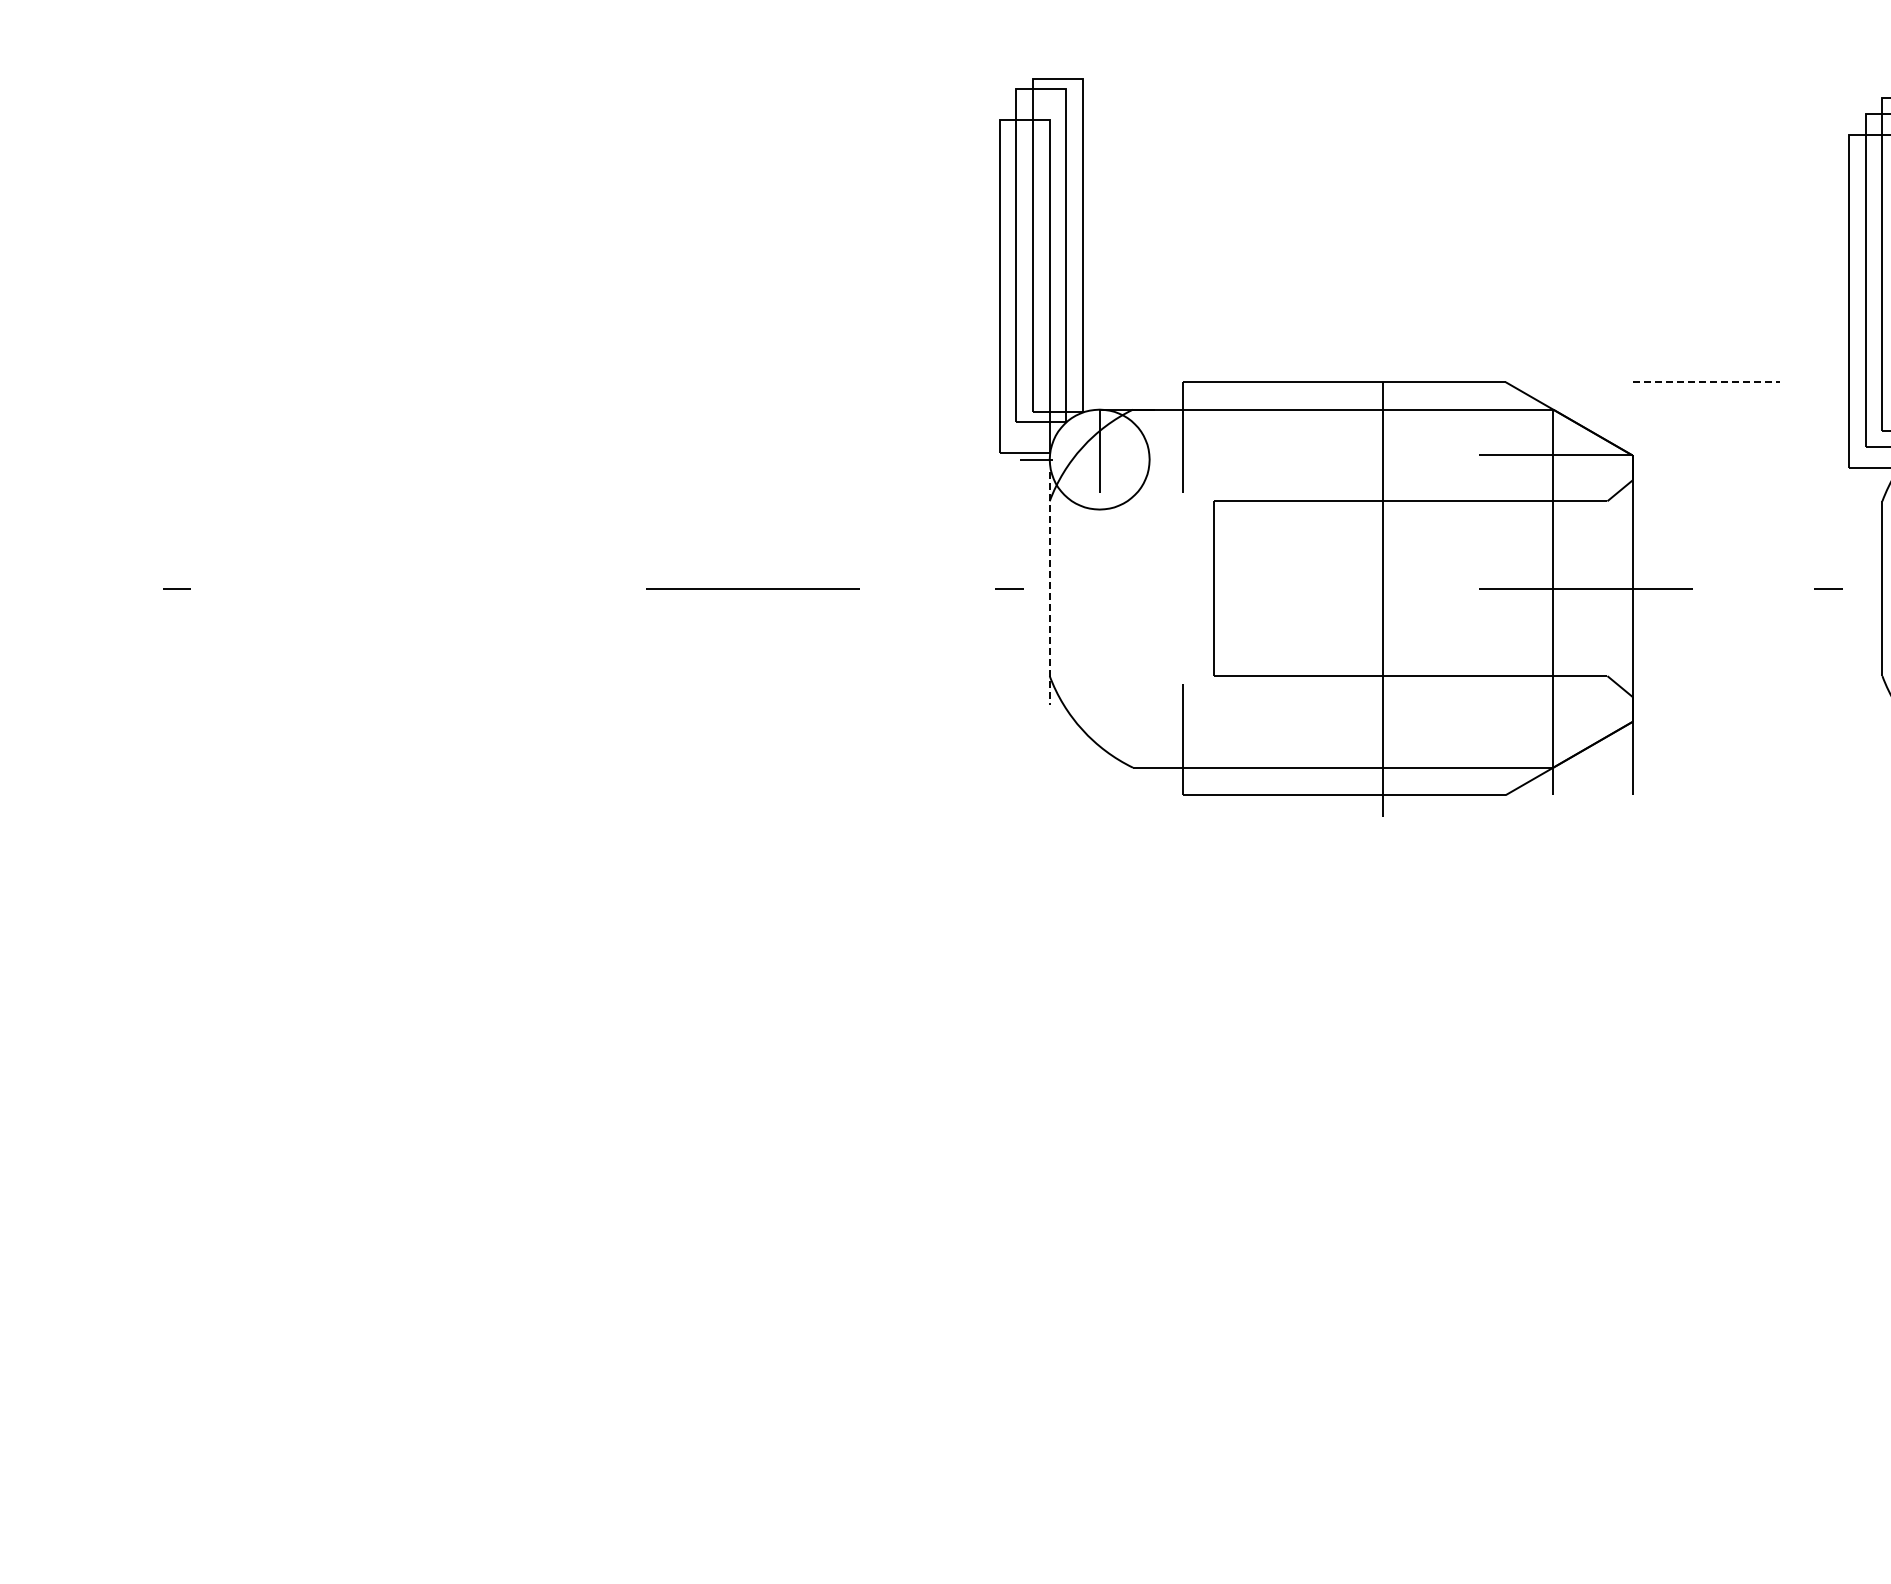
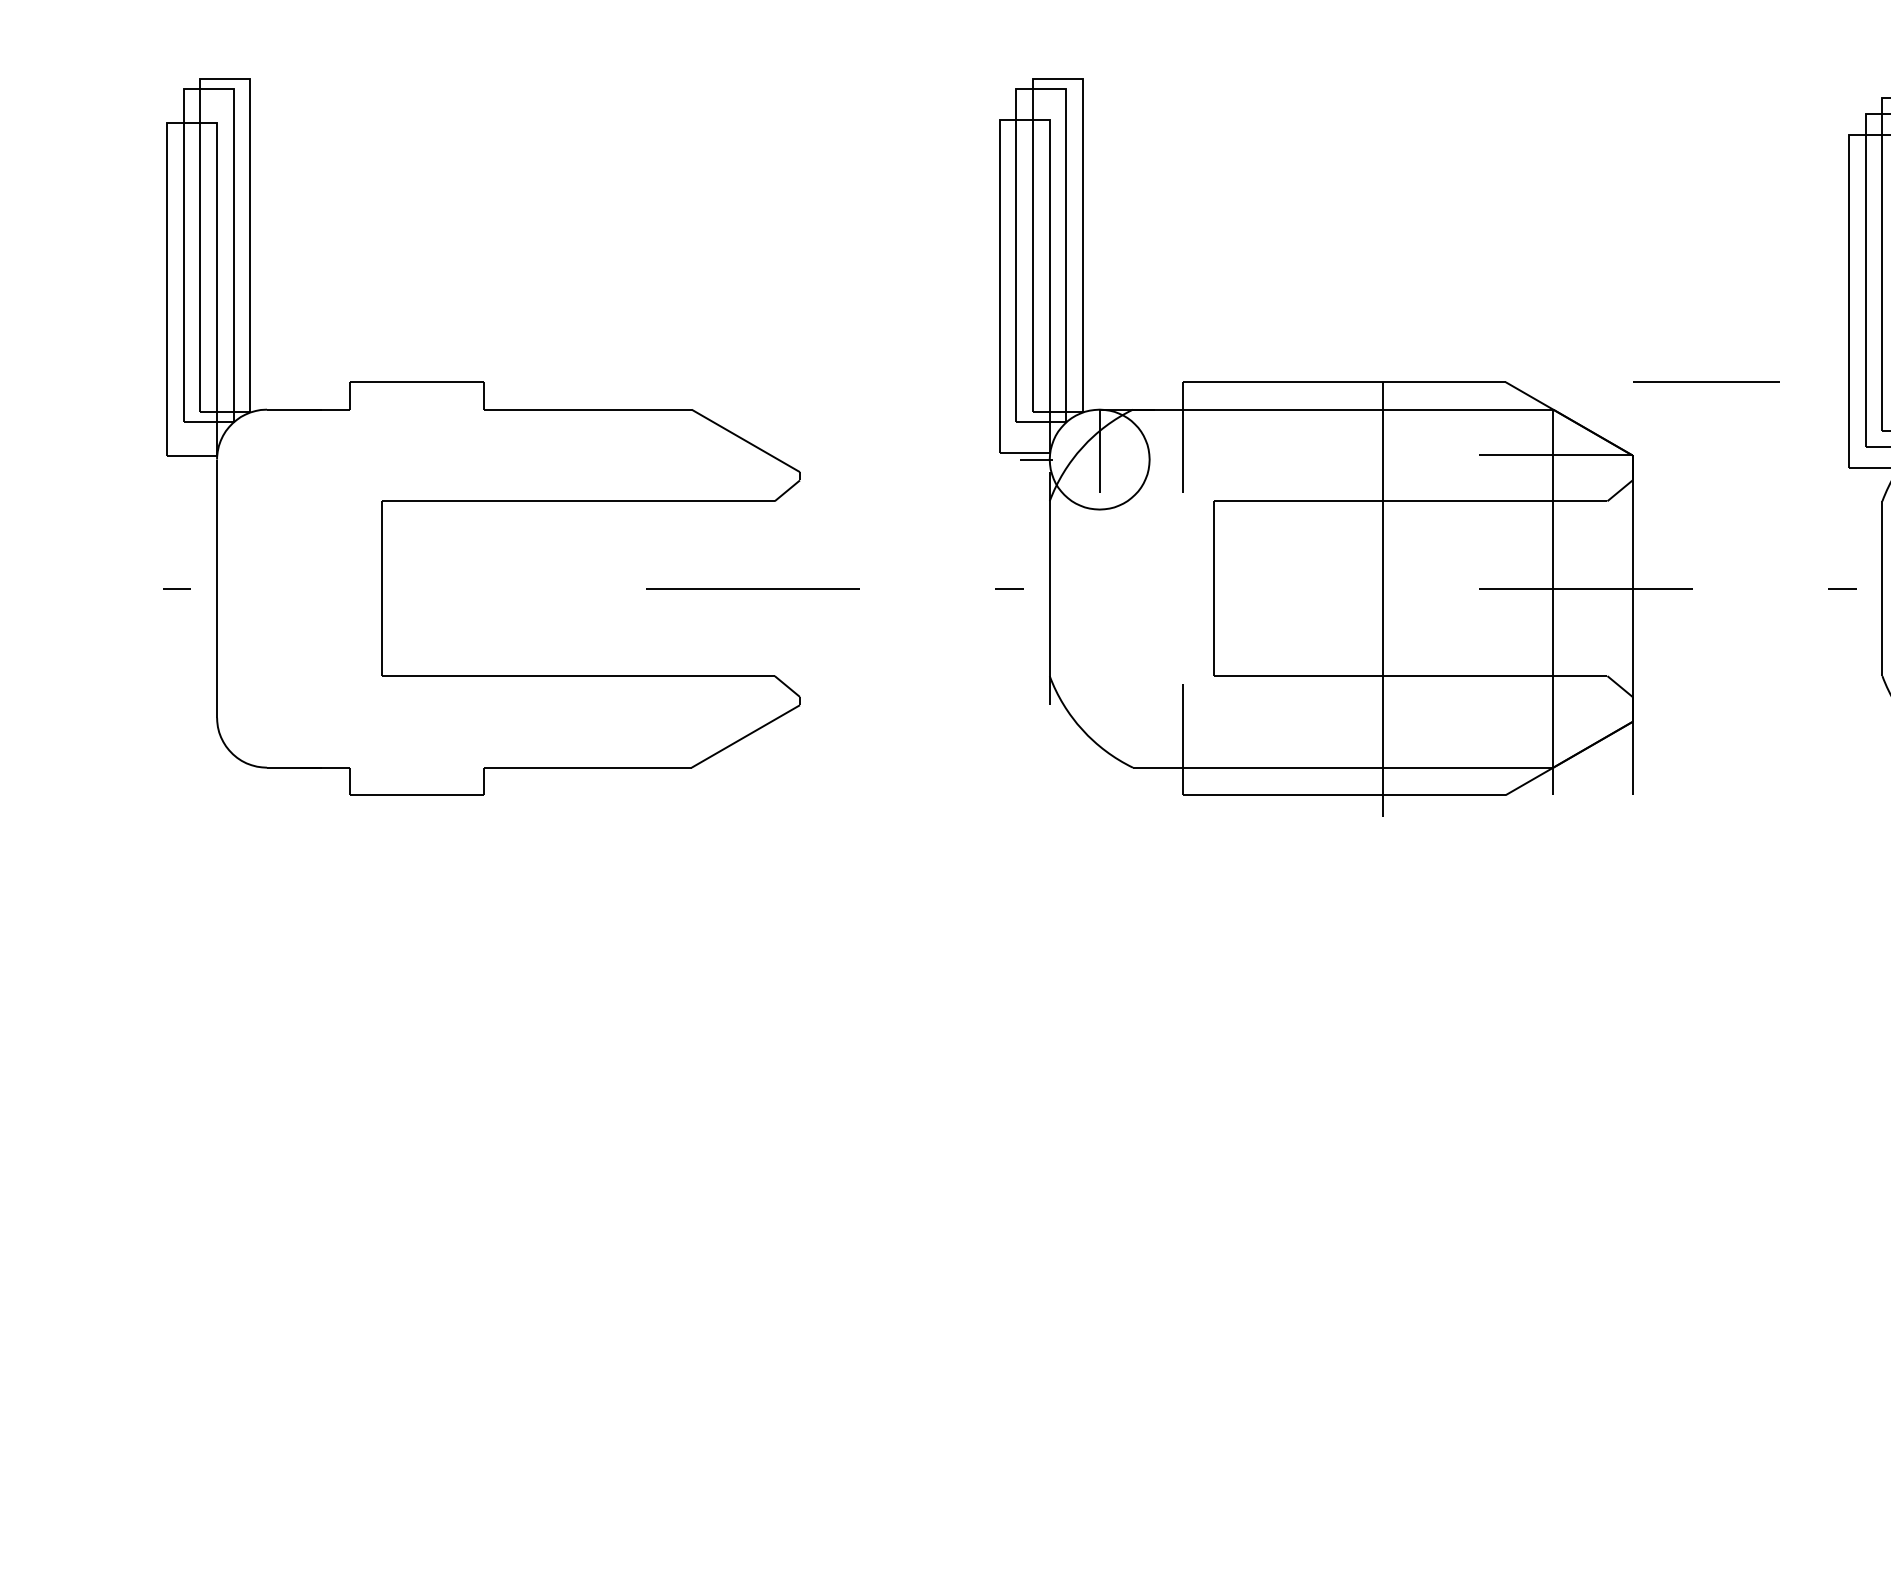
line: dashed -> solid (1706, 382)
part: none -> present (483, 436)
line: dashed -> solid (1049, 588)
line position: (1828, 588) -> (1842, 588) (1842, 588)
